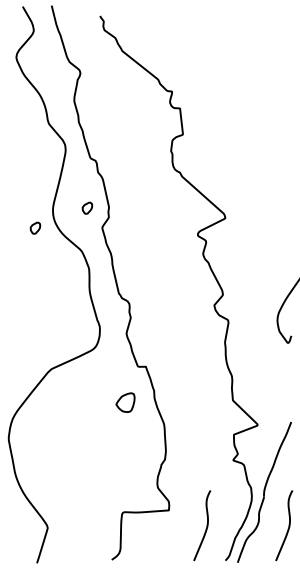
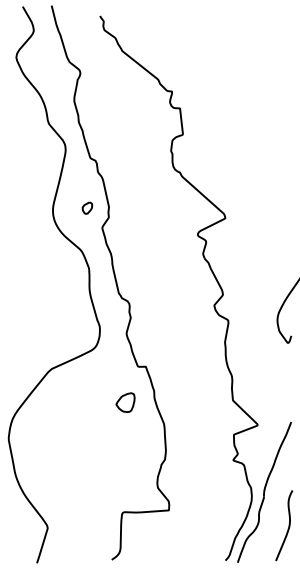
part: present -> none (35, 227)
curve: present -> none (206, 525)
